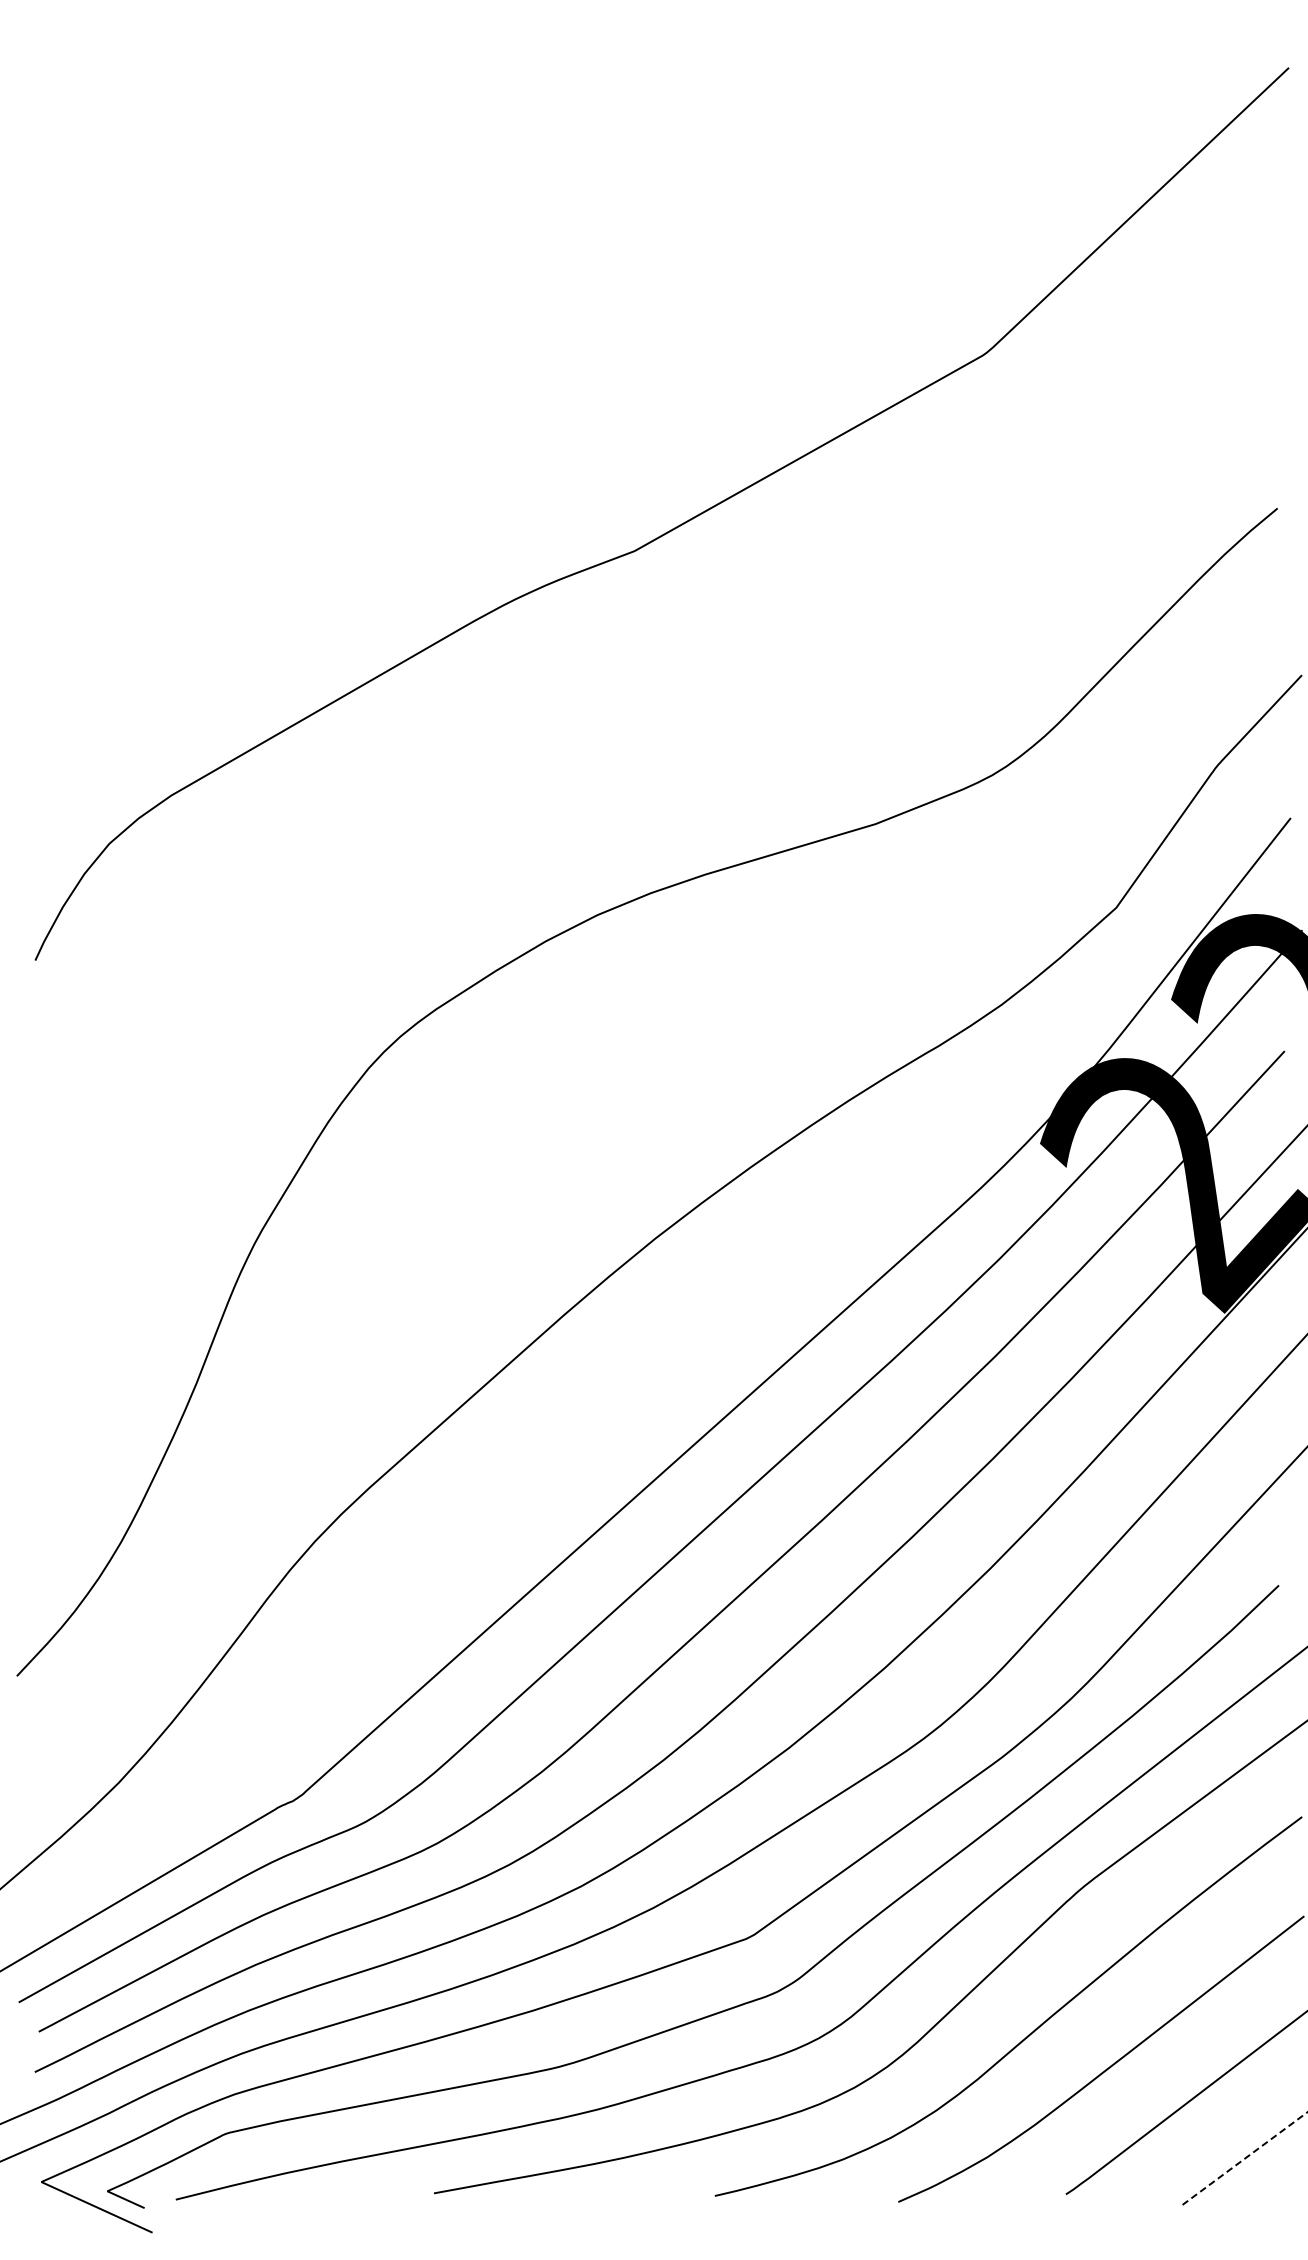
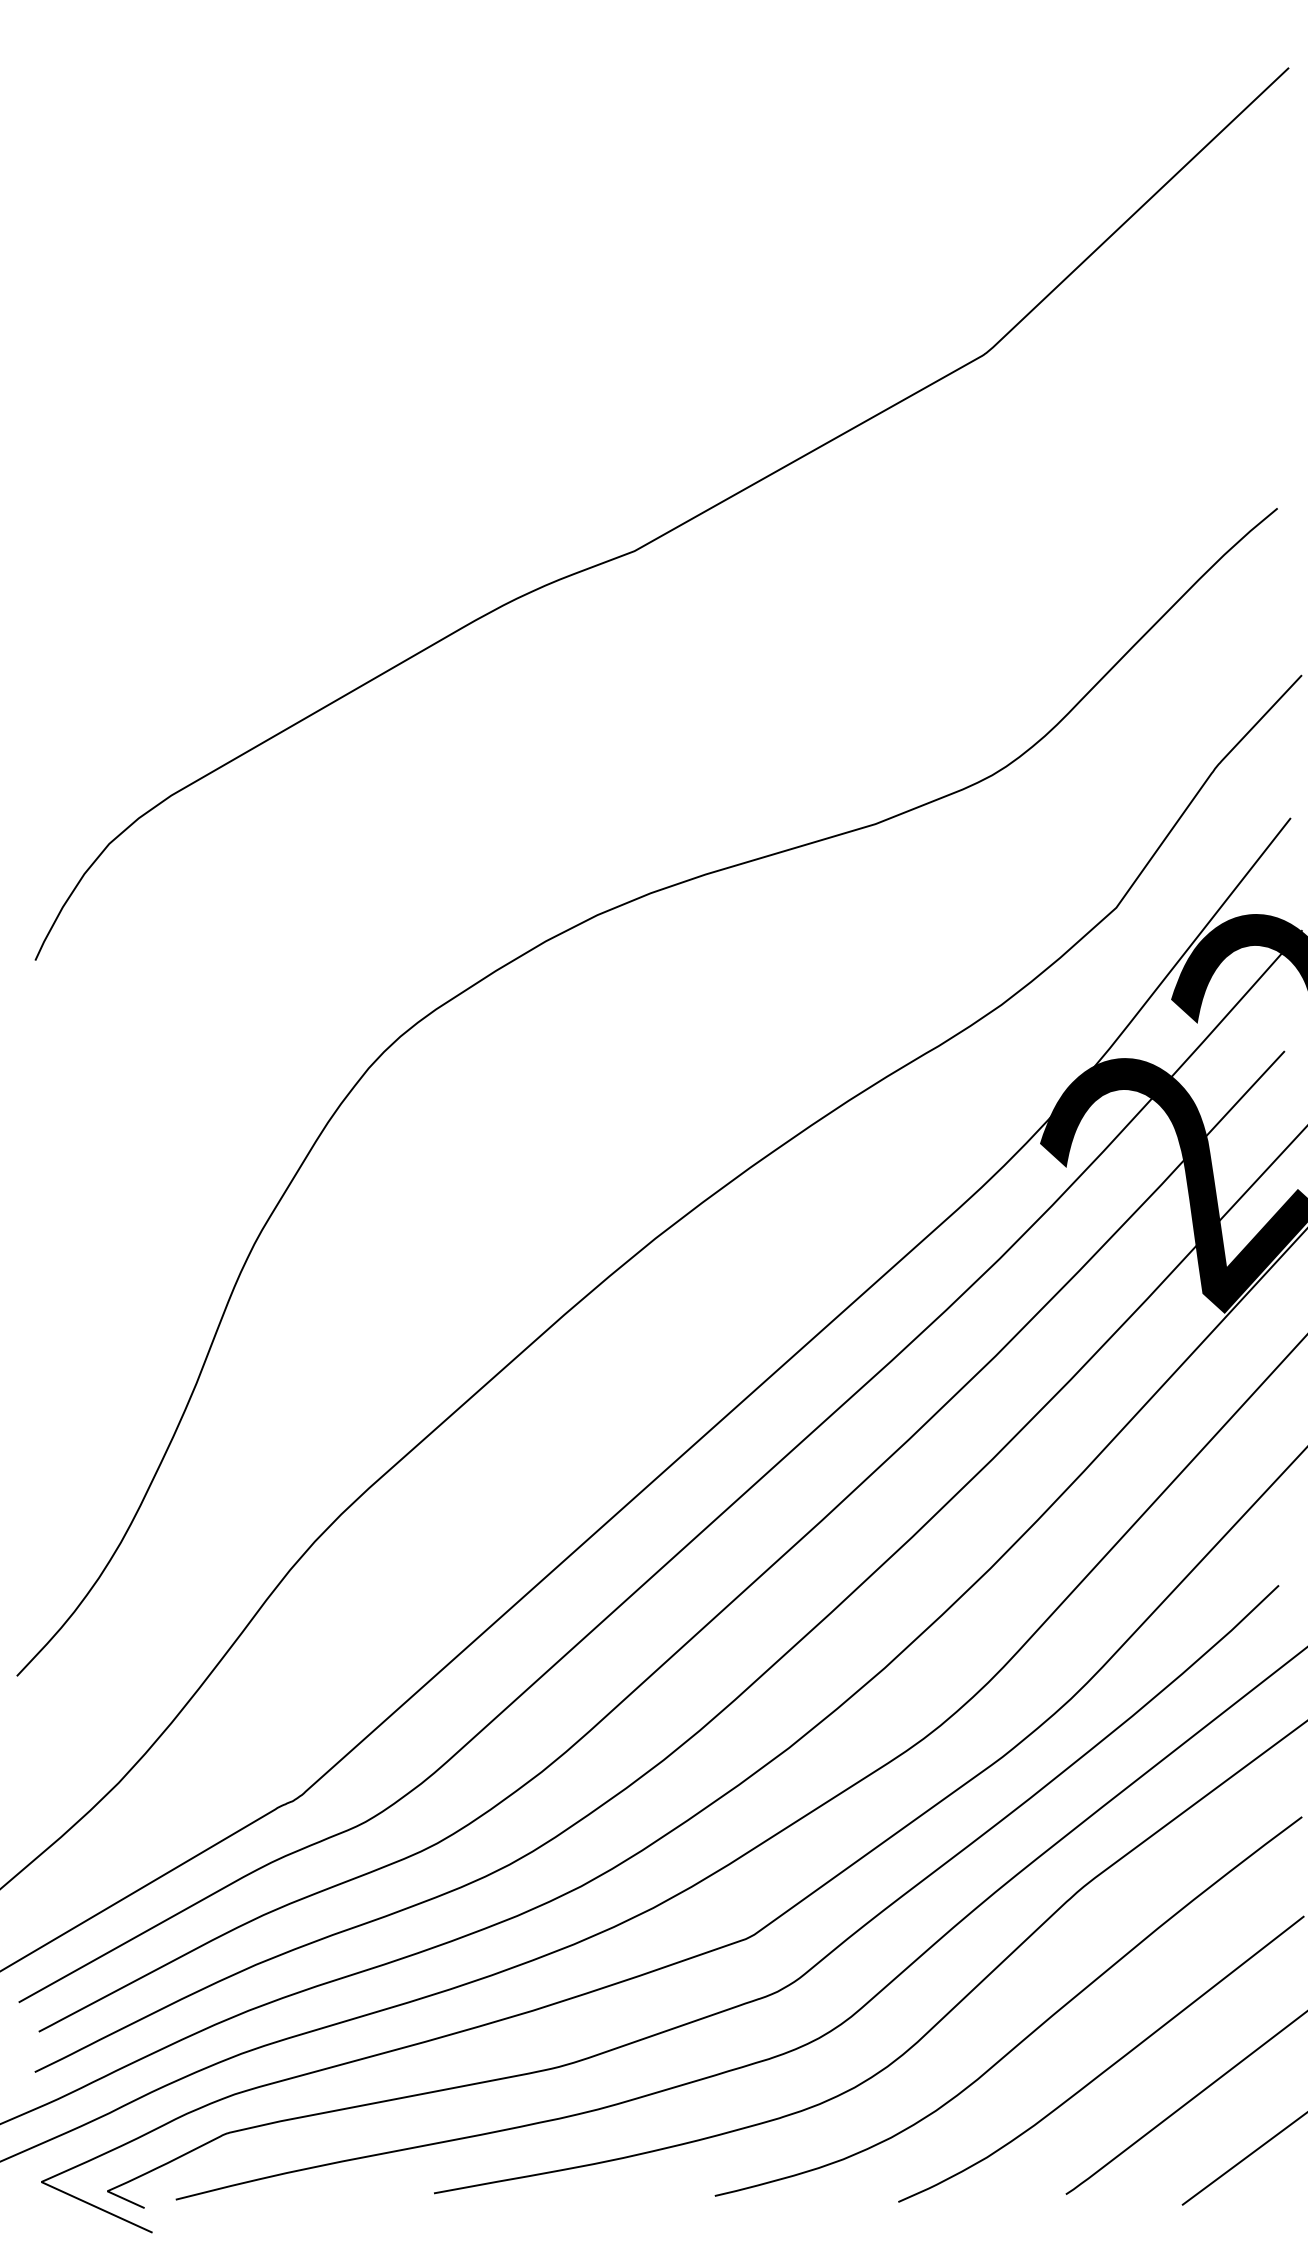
line: dashed -> solid (1244, 2158)
